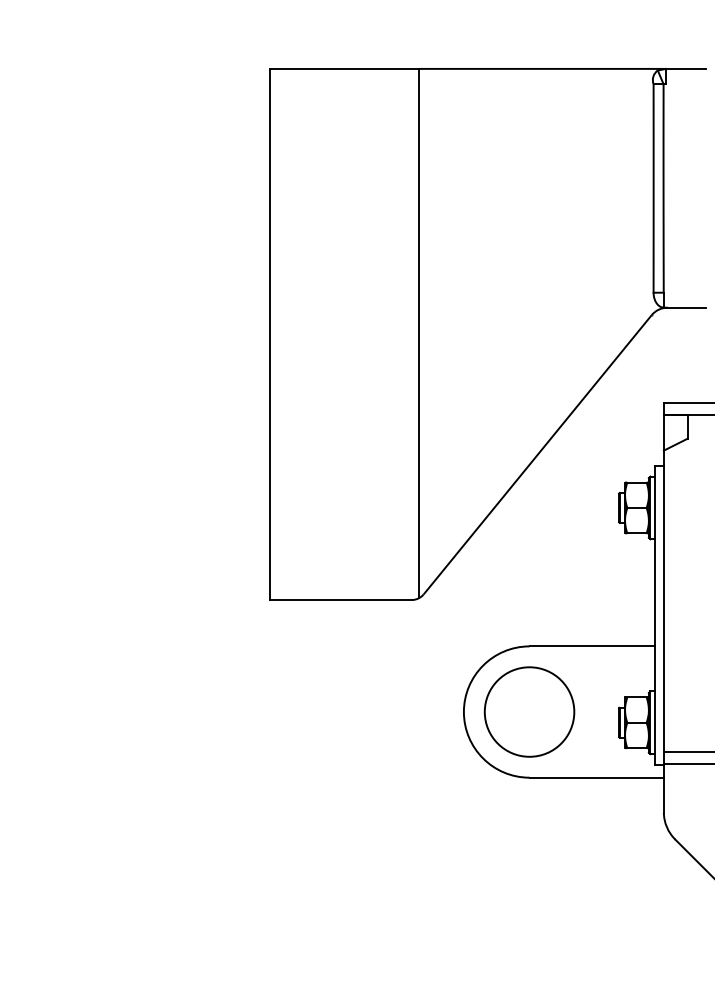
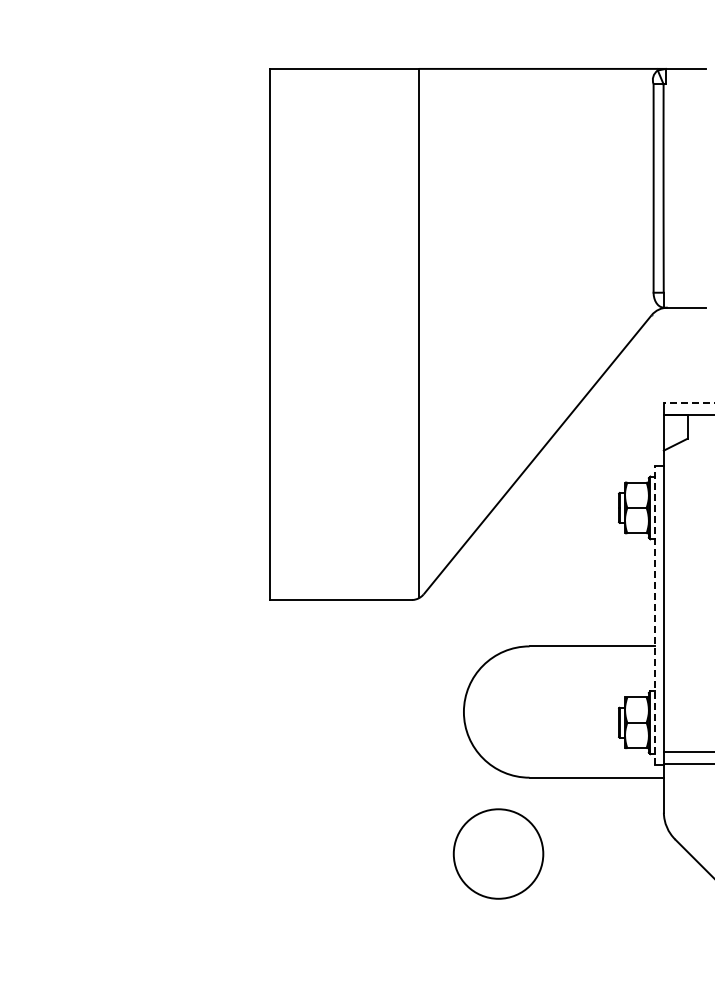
line: solid -> dashed (688, 402)
line: solid -> dashed (654, 614)
circle position: (529, 711) -> (498, 853) (498, 853)
